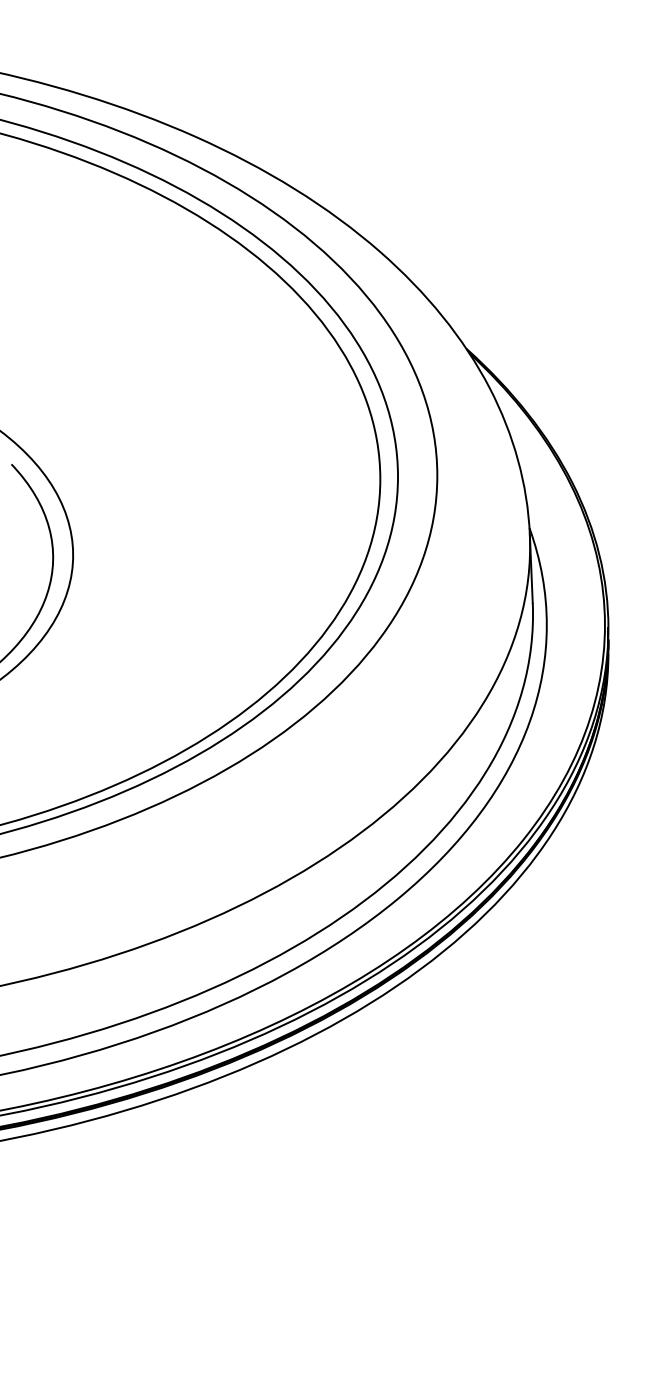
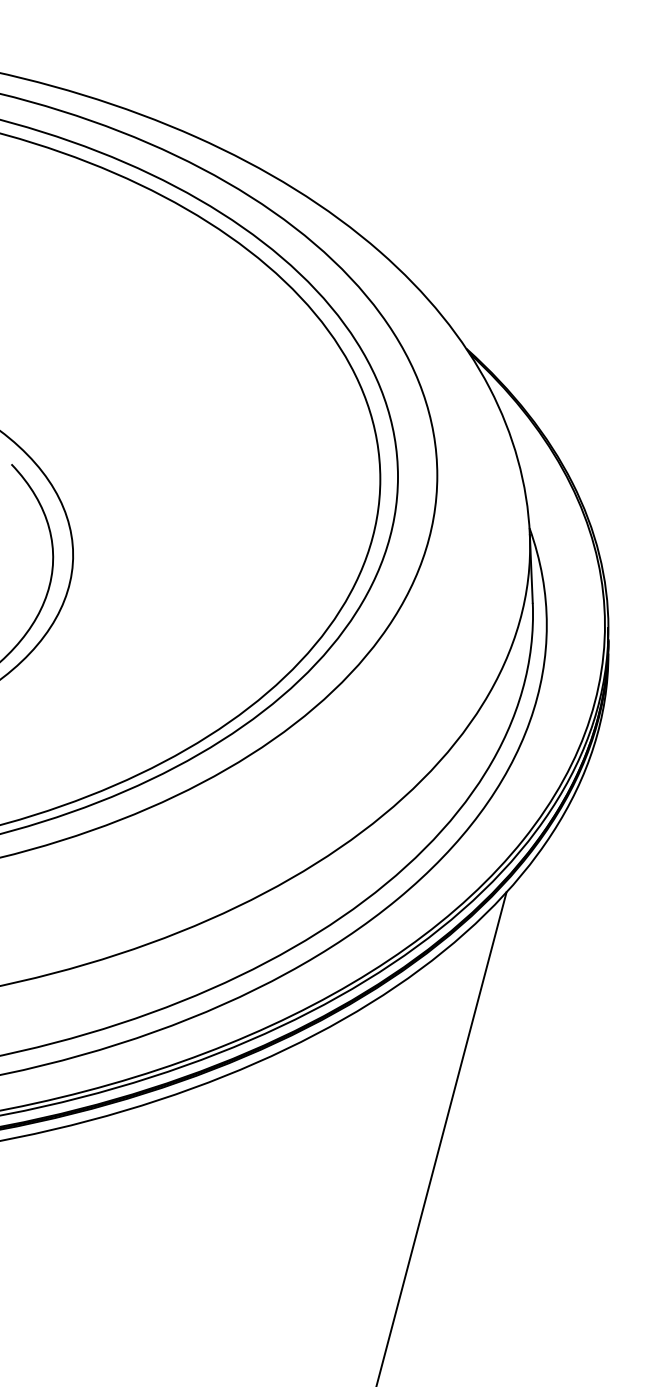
line: none -> present (441, 1137)
